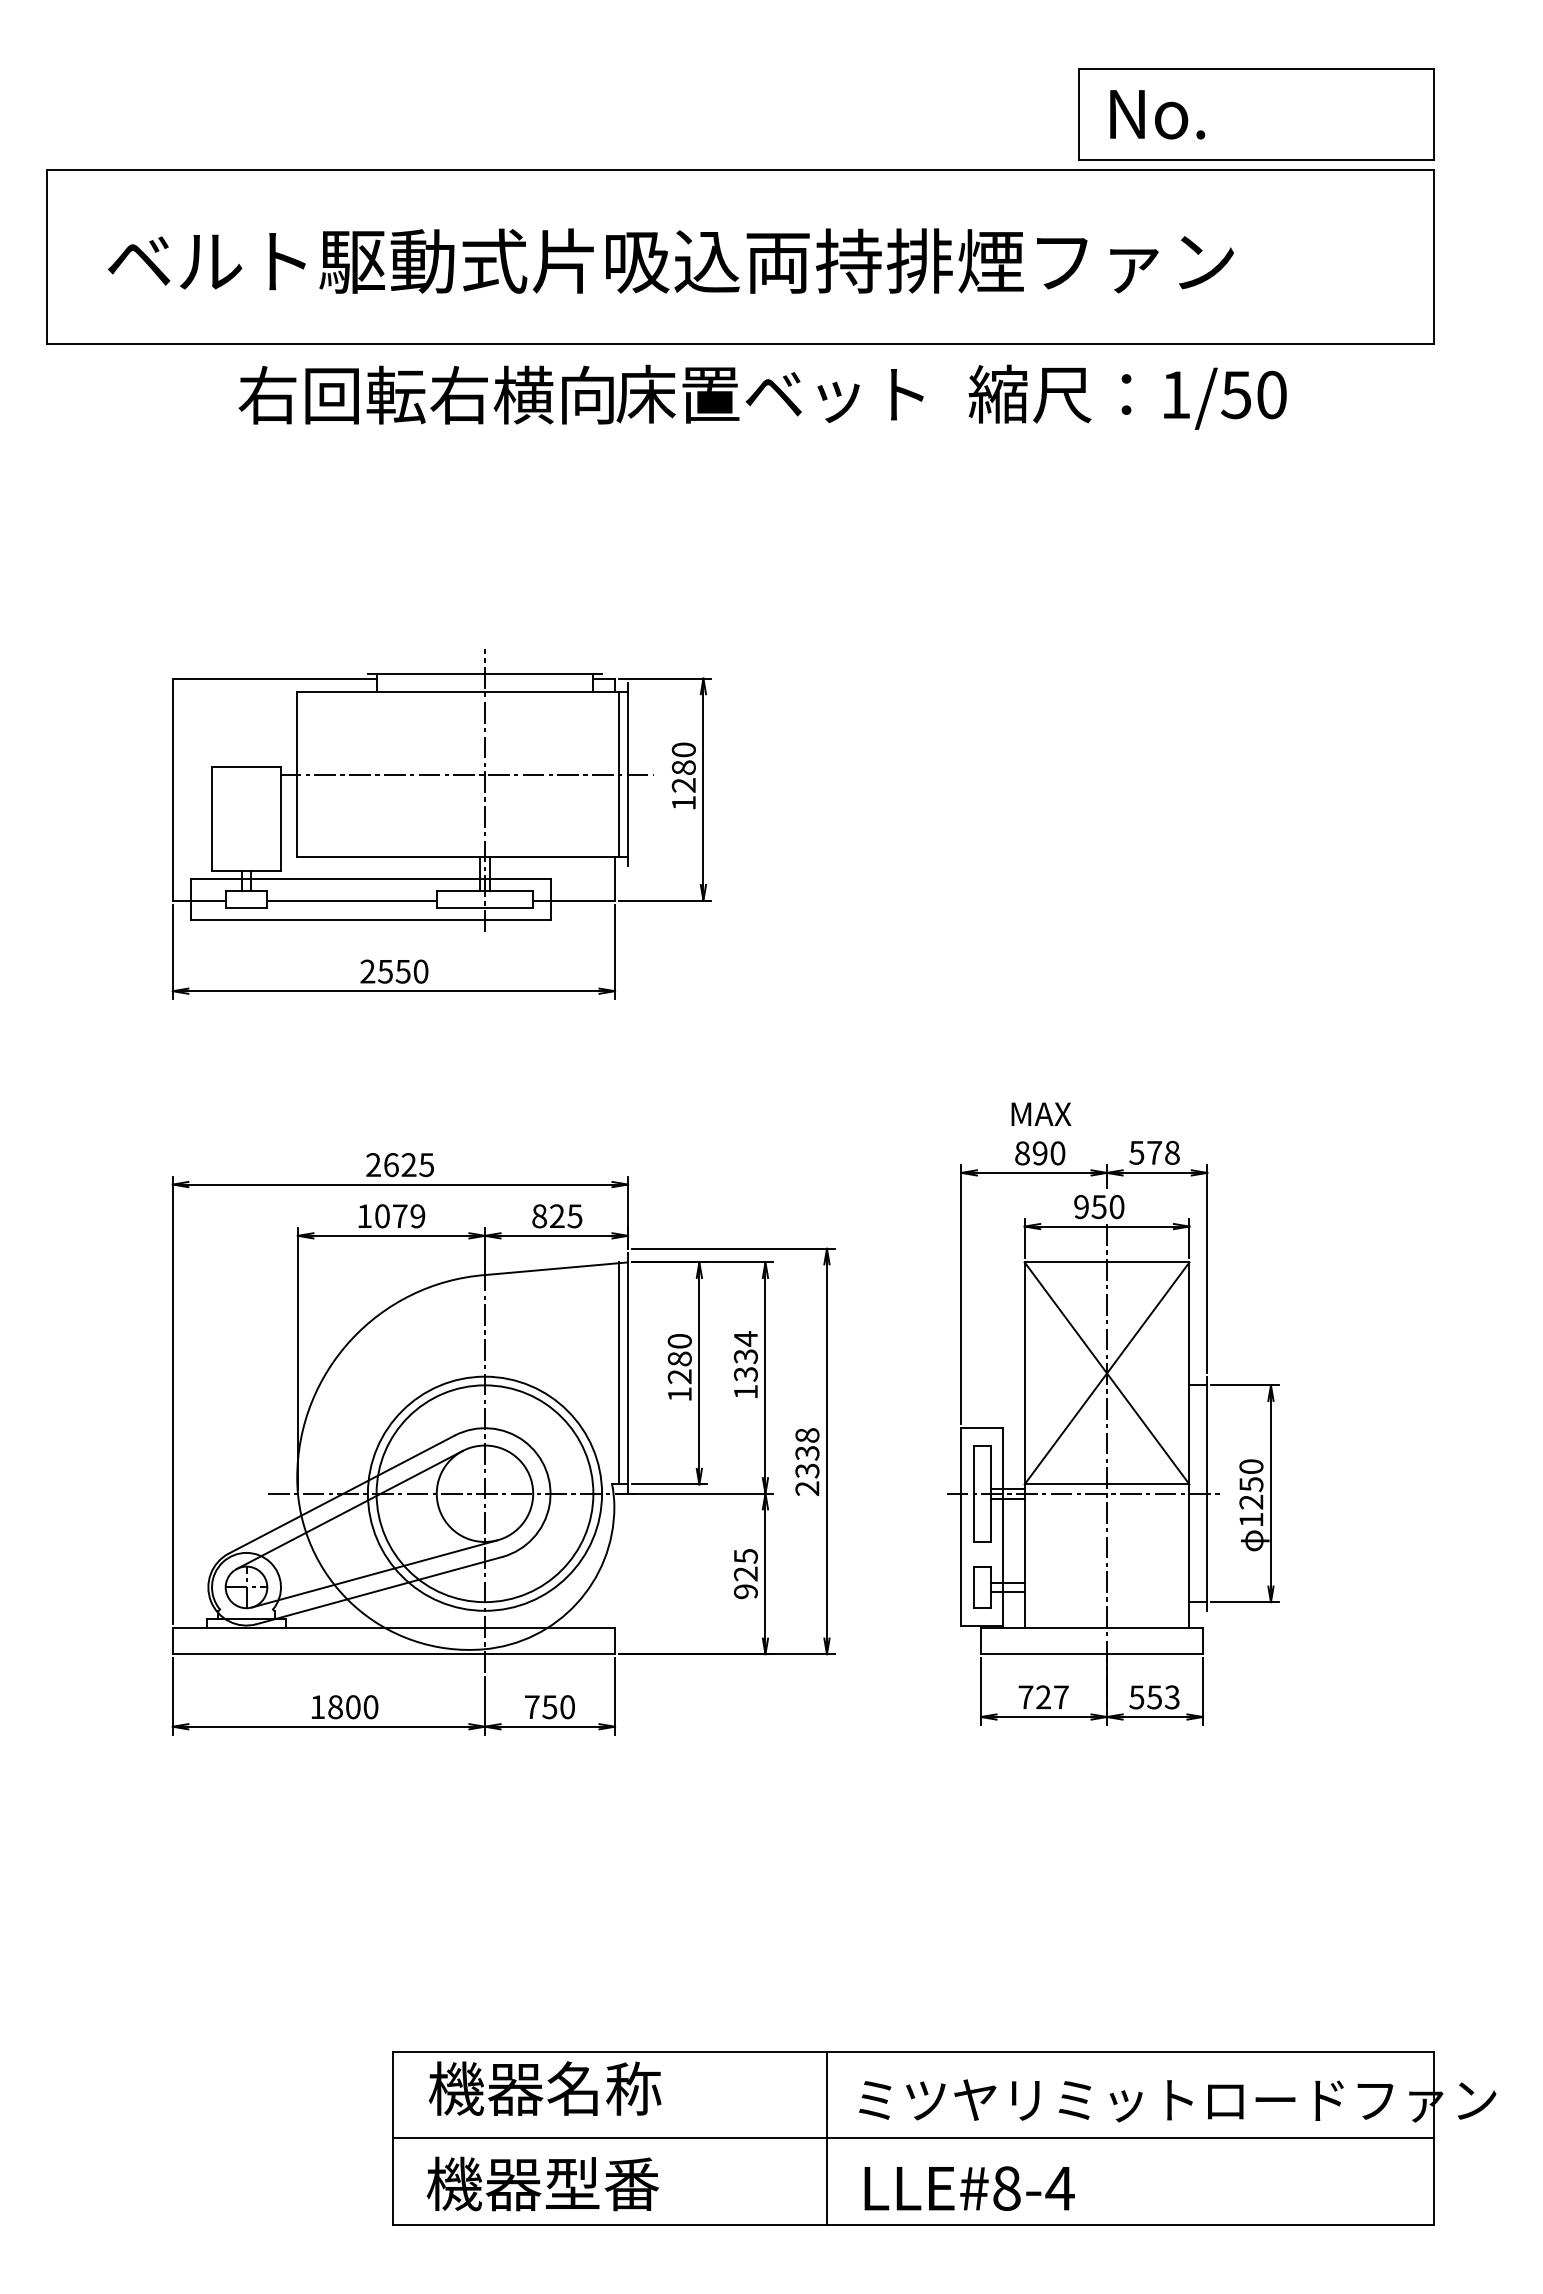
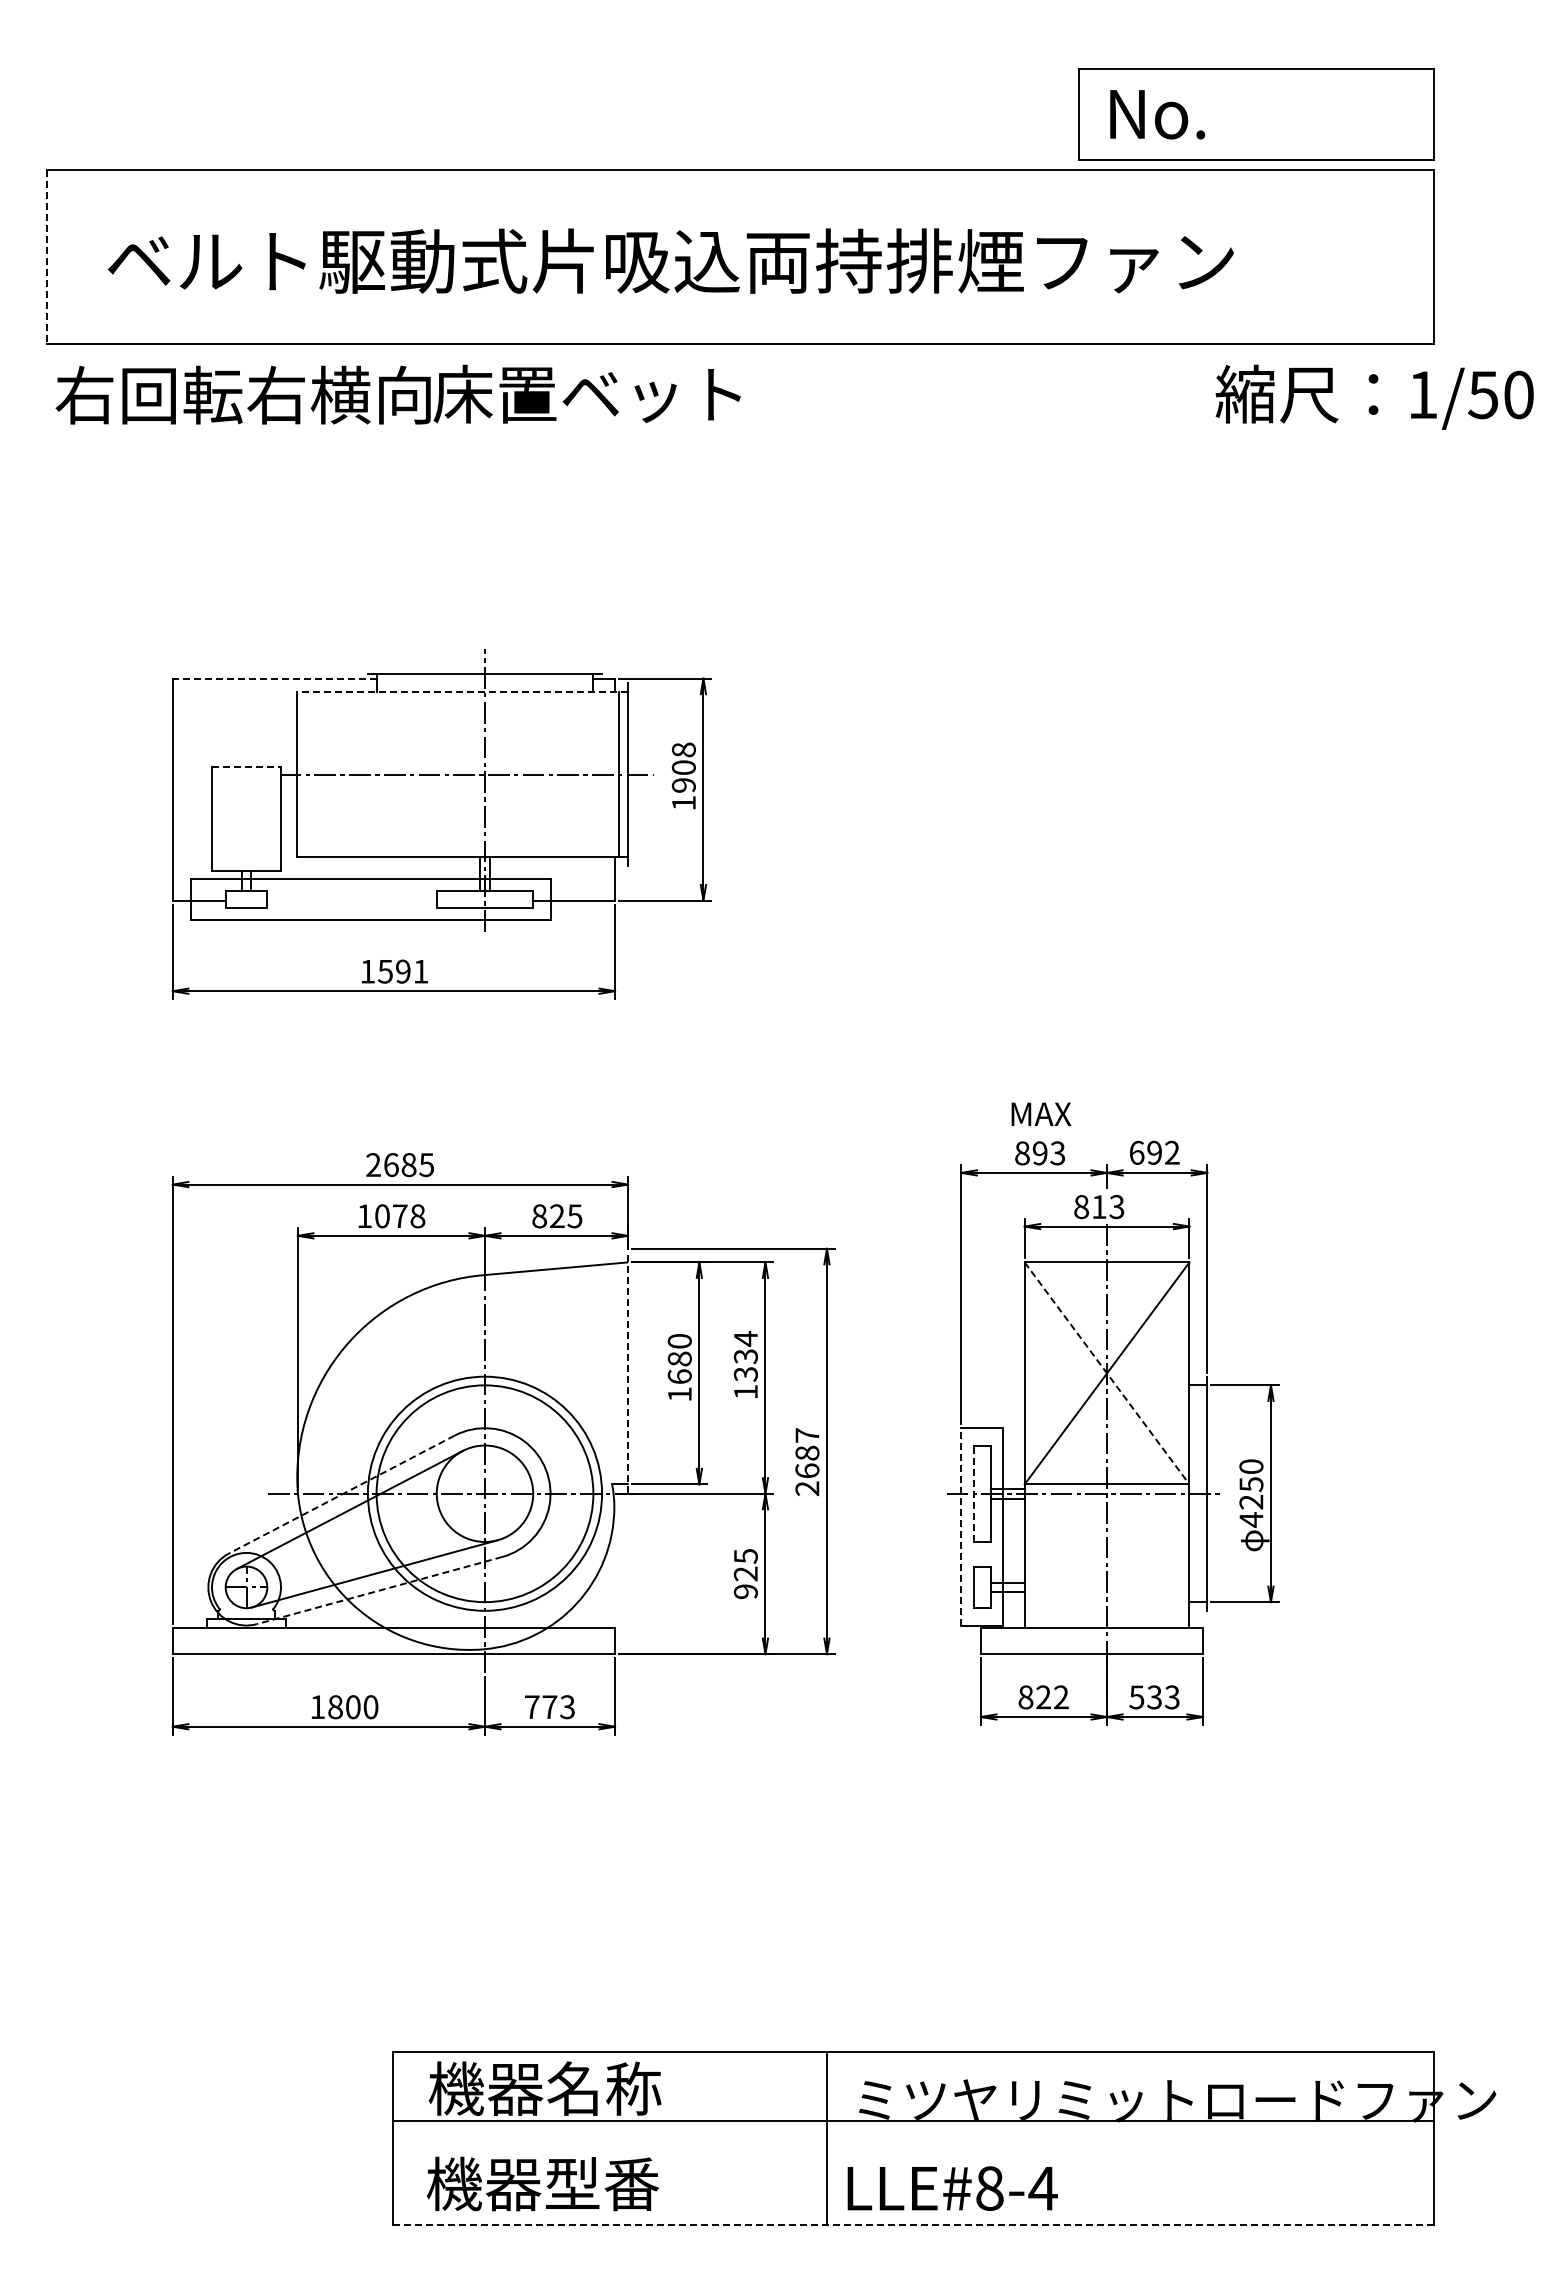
line: solid -> dashed (46, 257)
text position: (580, 394) -> (397, 394) (397, 394)
text position: (1127, 396) -> (1374, 396) (1374, 396)
line: solid -> dashed (274, 678)
line: solid -> dashed (462, 692)
line: solid -> dashed (246, 766)
text: 1280 -> 1908 (683, 767)
line: present -> none (351, 900)
text: 2550 -> 1591 (394, 971)
text: 578 -> 692 (1154, 1152)
text: 890 -> 893 (1057, 1153)
text: 2625 -> 2685 (408, 1165)
text: 950 -> 813 (1099, 1207)
text: 1079 -> 1078 (417, 1216)
line: solid -> dashed (628, 1372)
line: present -> none (619, 1373)
line: solid -> dashed (1107, 1373)
text: 1280 -> 1680 (679, 1376)
text: 2338 -> 2687 (807, 1453)
line: solid -> dashed (973, 1493)
line: solid -> dashed (341, 1494)
text: 1250 -> 4250 (1251, 1520)
line: solid -> dashed (961, 1526)
line: solid -> dashed (378, 1590)
text: 553 -> 533 (1154, 1696)
text: 727 -> 822 (1043, 1697)
text: 750 -> 773 (558, 1707)
line position: (913, 2138) -> (913, 2121) (913, 2121)
text position: (969, 2188) -> (952, 2188) (952, 2188)
line: solid -> dashed (914, 2225)
